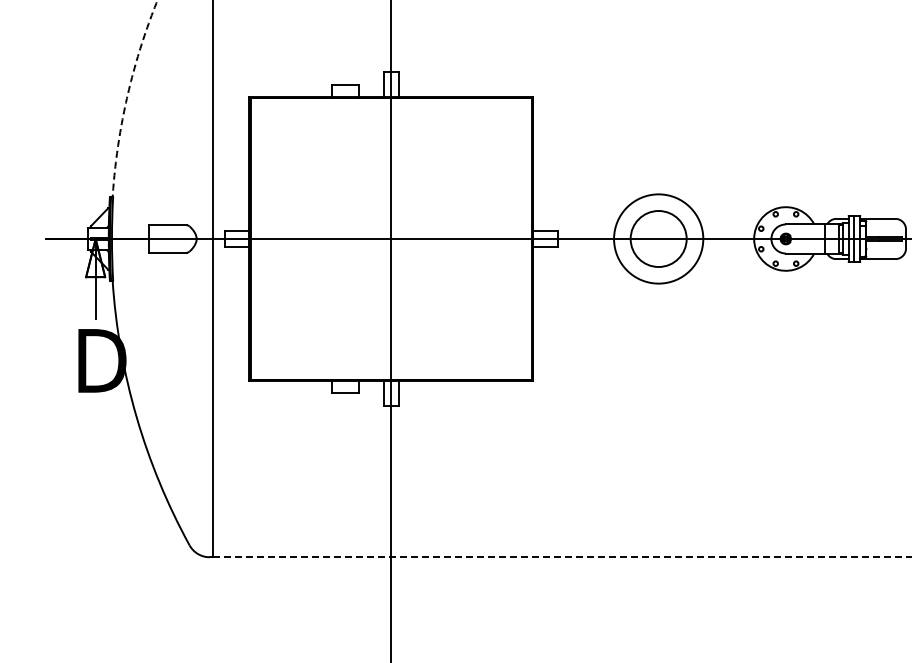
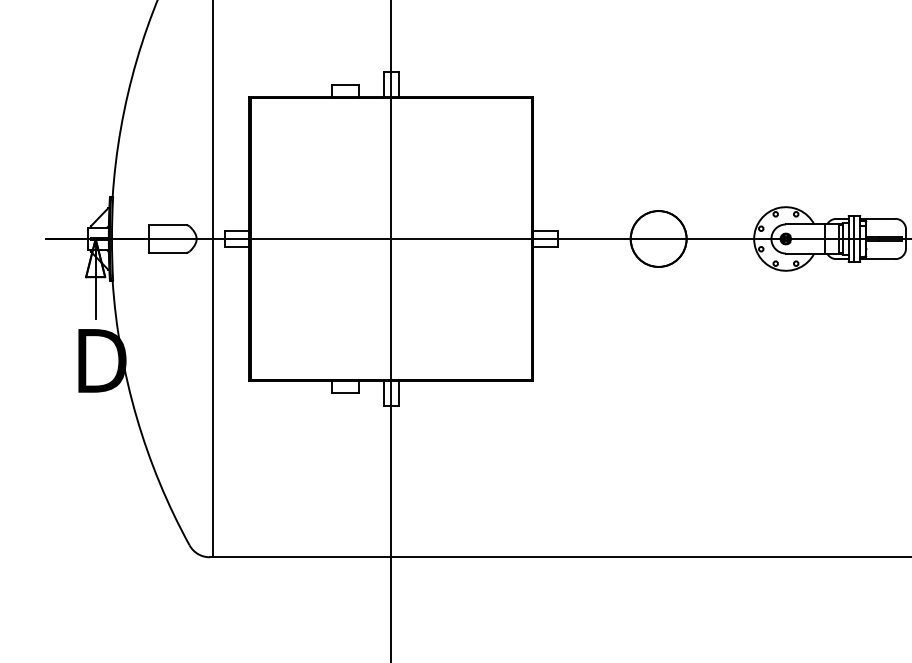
arc: dashed -> solid (127, 97)
circle diameter: 89 px -> 56 px (658, 238)
line: dashed -> solid (563, 557)
